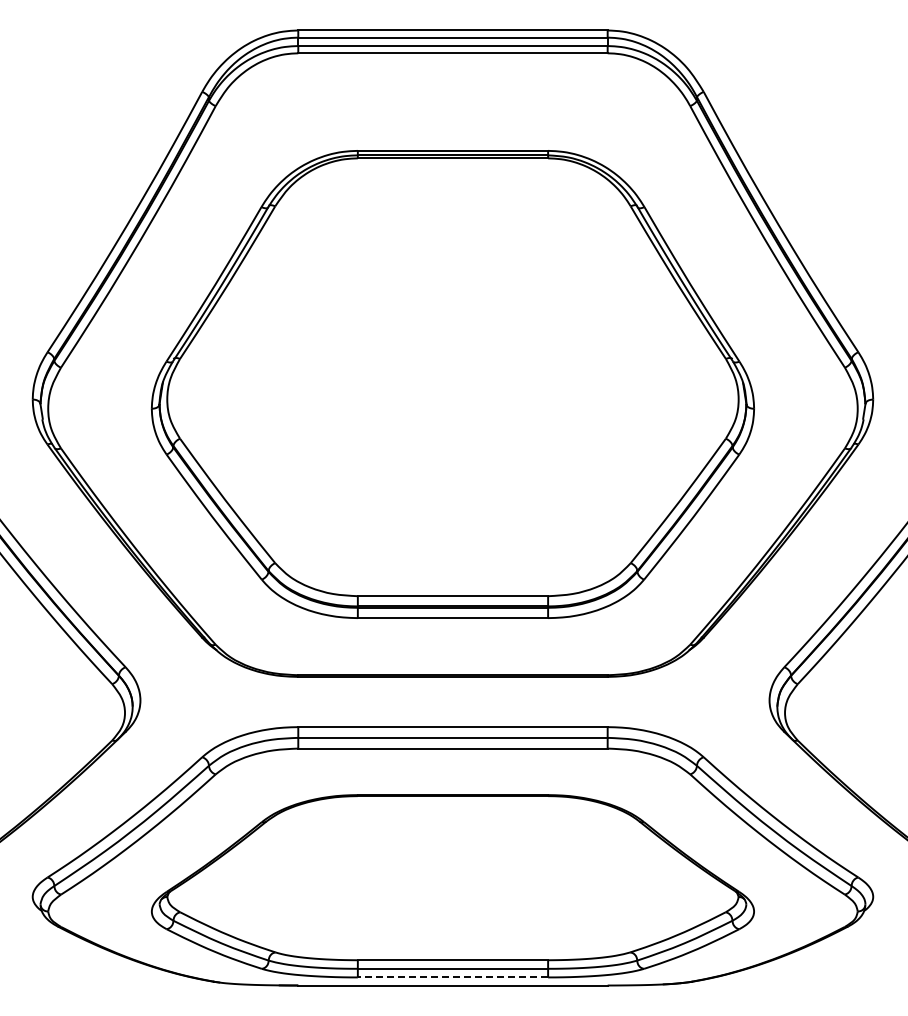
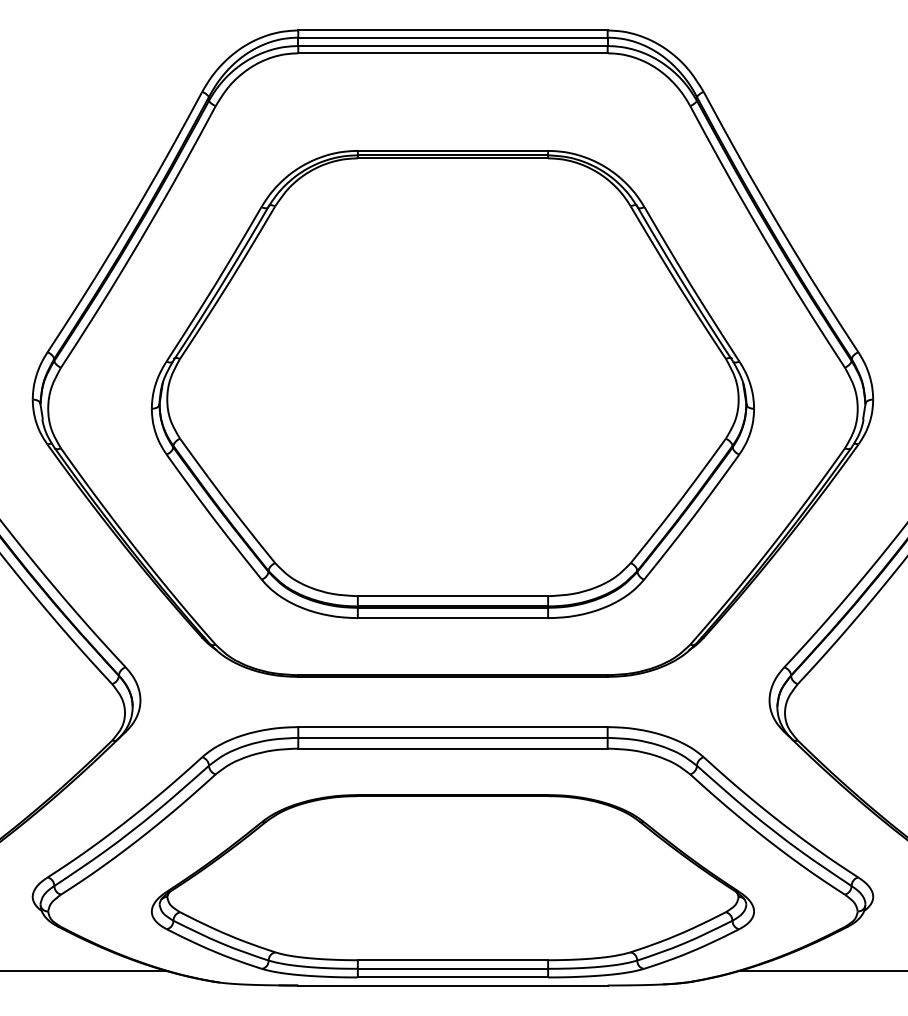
line: none -> present (84, 971)
line: none -> present (821, 971)
line: dashed -> solid (452, 977)
